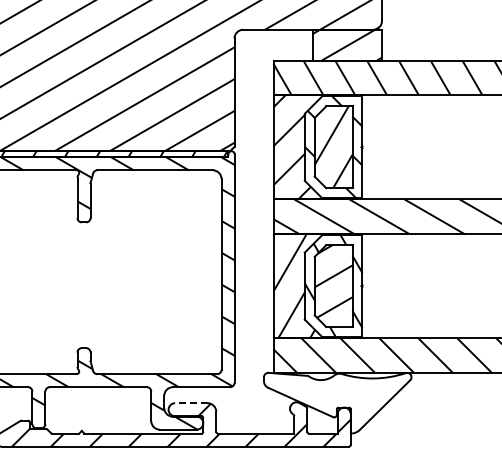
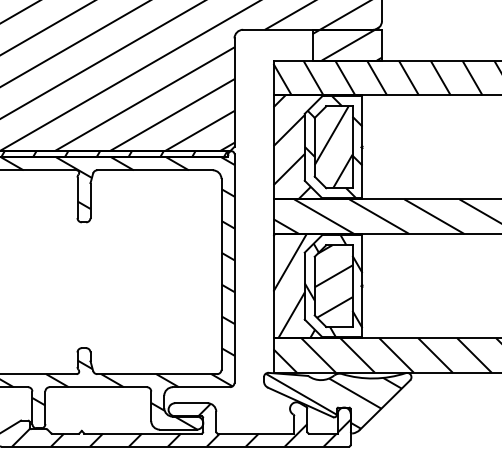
hatch: none -> present (333, 400)
line: dashed -> solid (190, 403)
